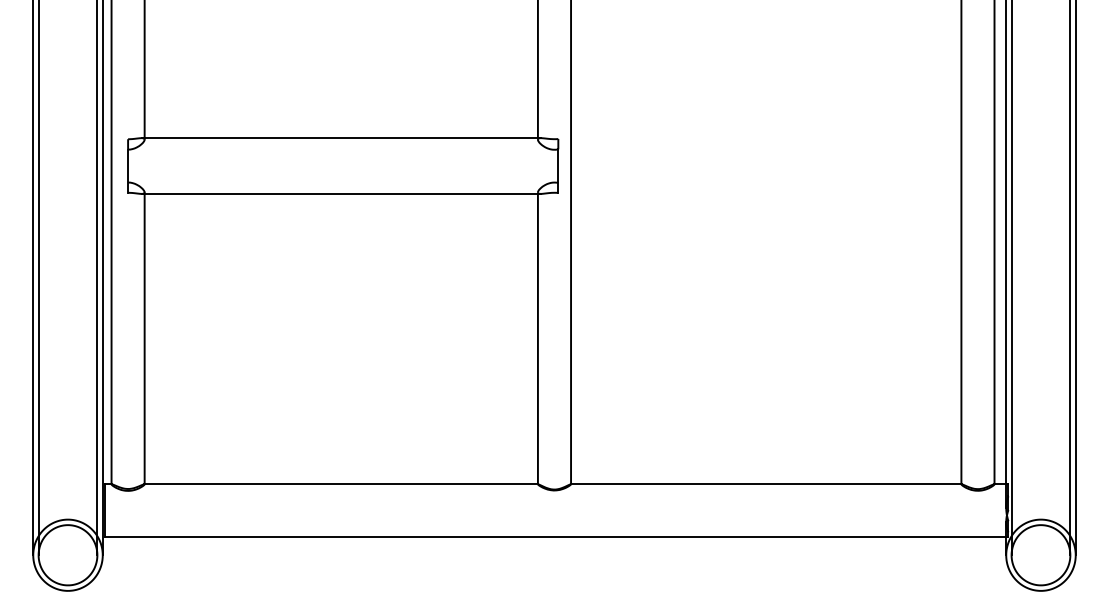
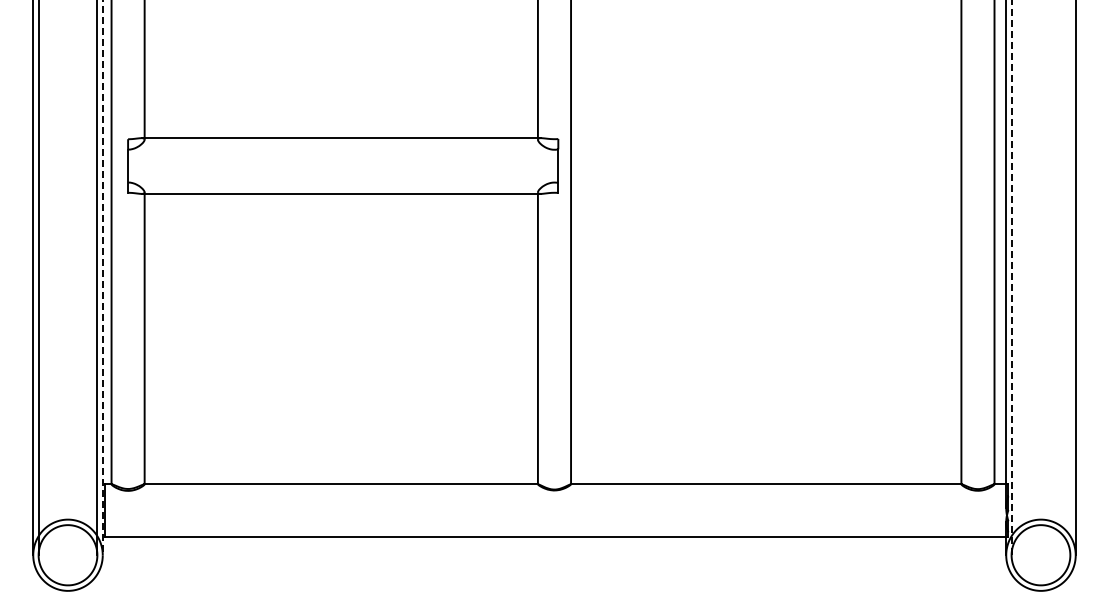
line: solid -> dashed (1011, 277)
line: solid -> dashed (102, 278)
line: present -> none (1070, 278)
